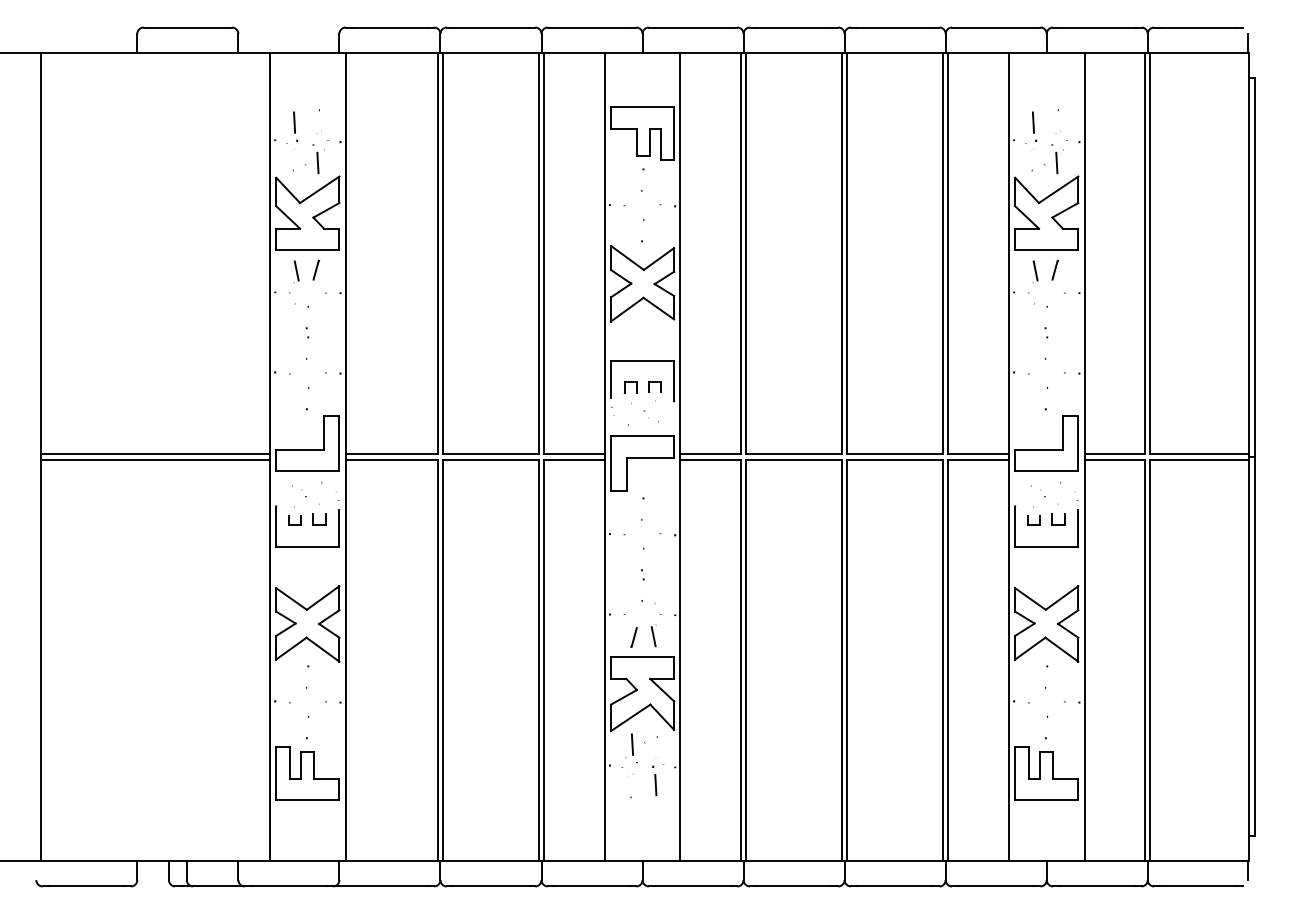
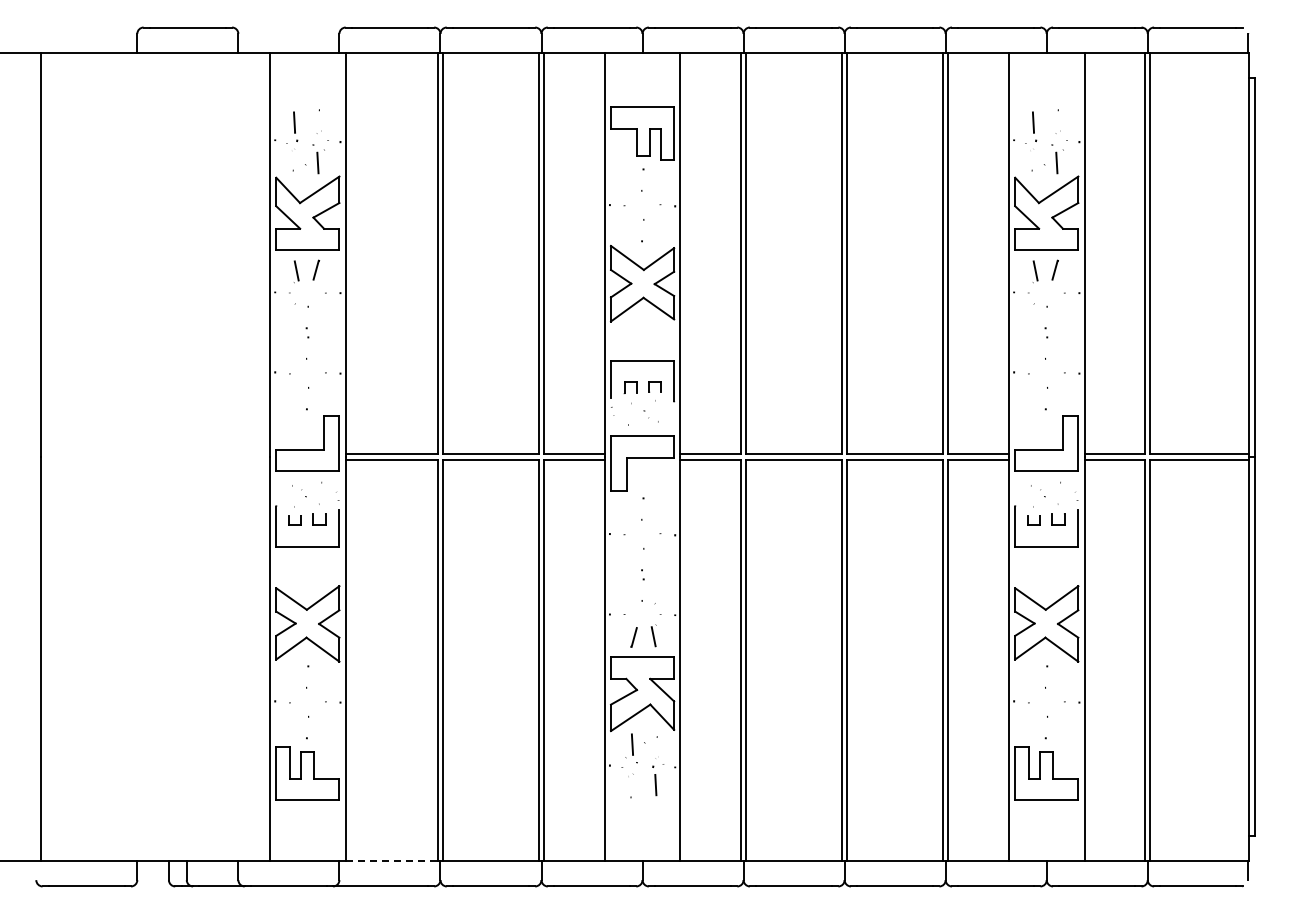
line: present -> none (155, 453)
line: present -> none (155, 460)
line: solid -> dashed (392, 861)
